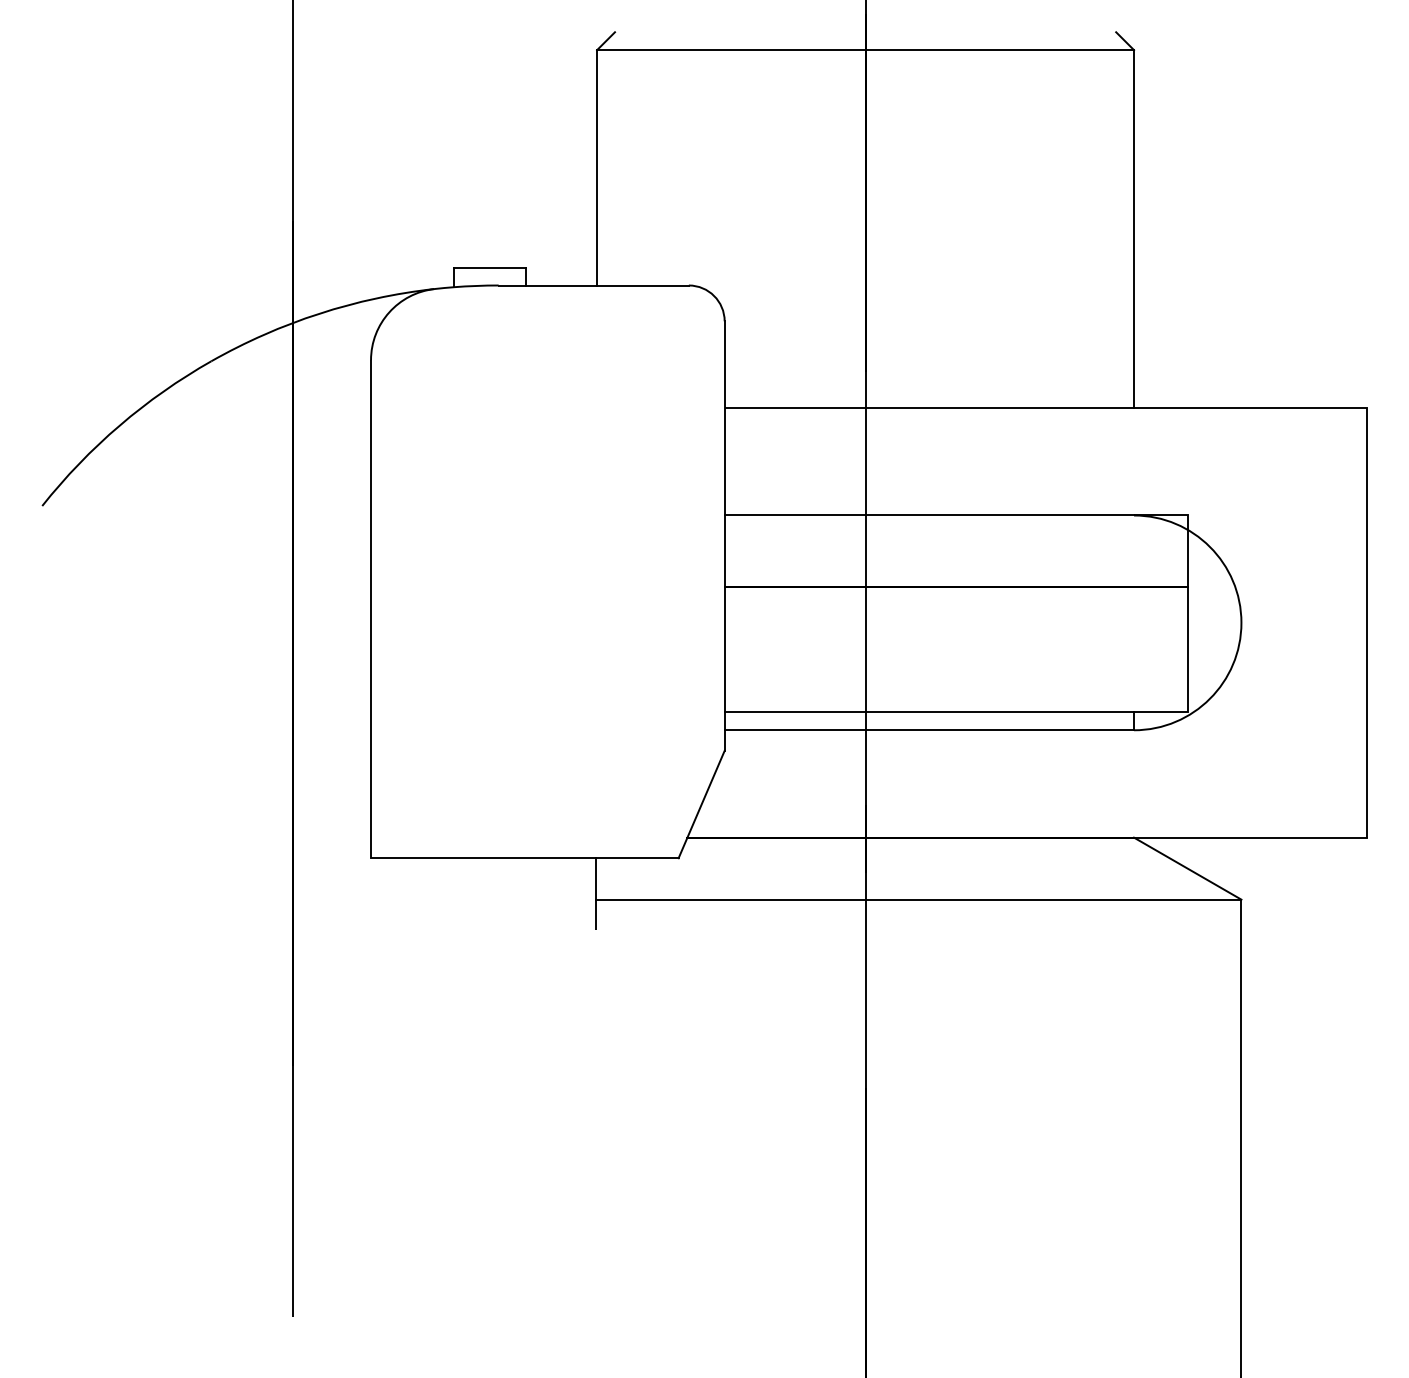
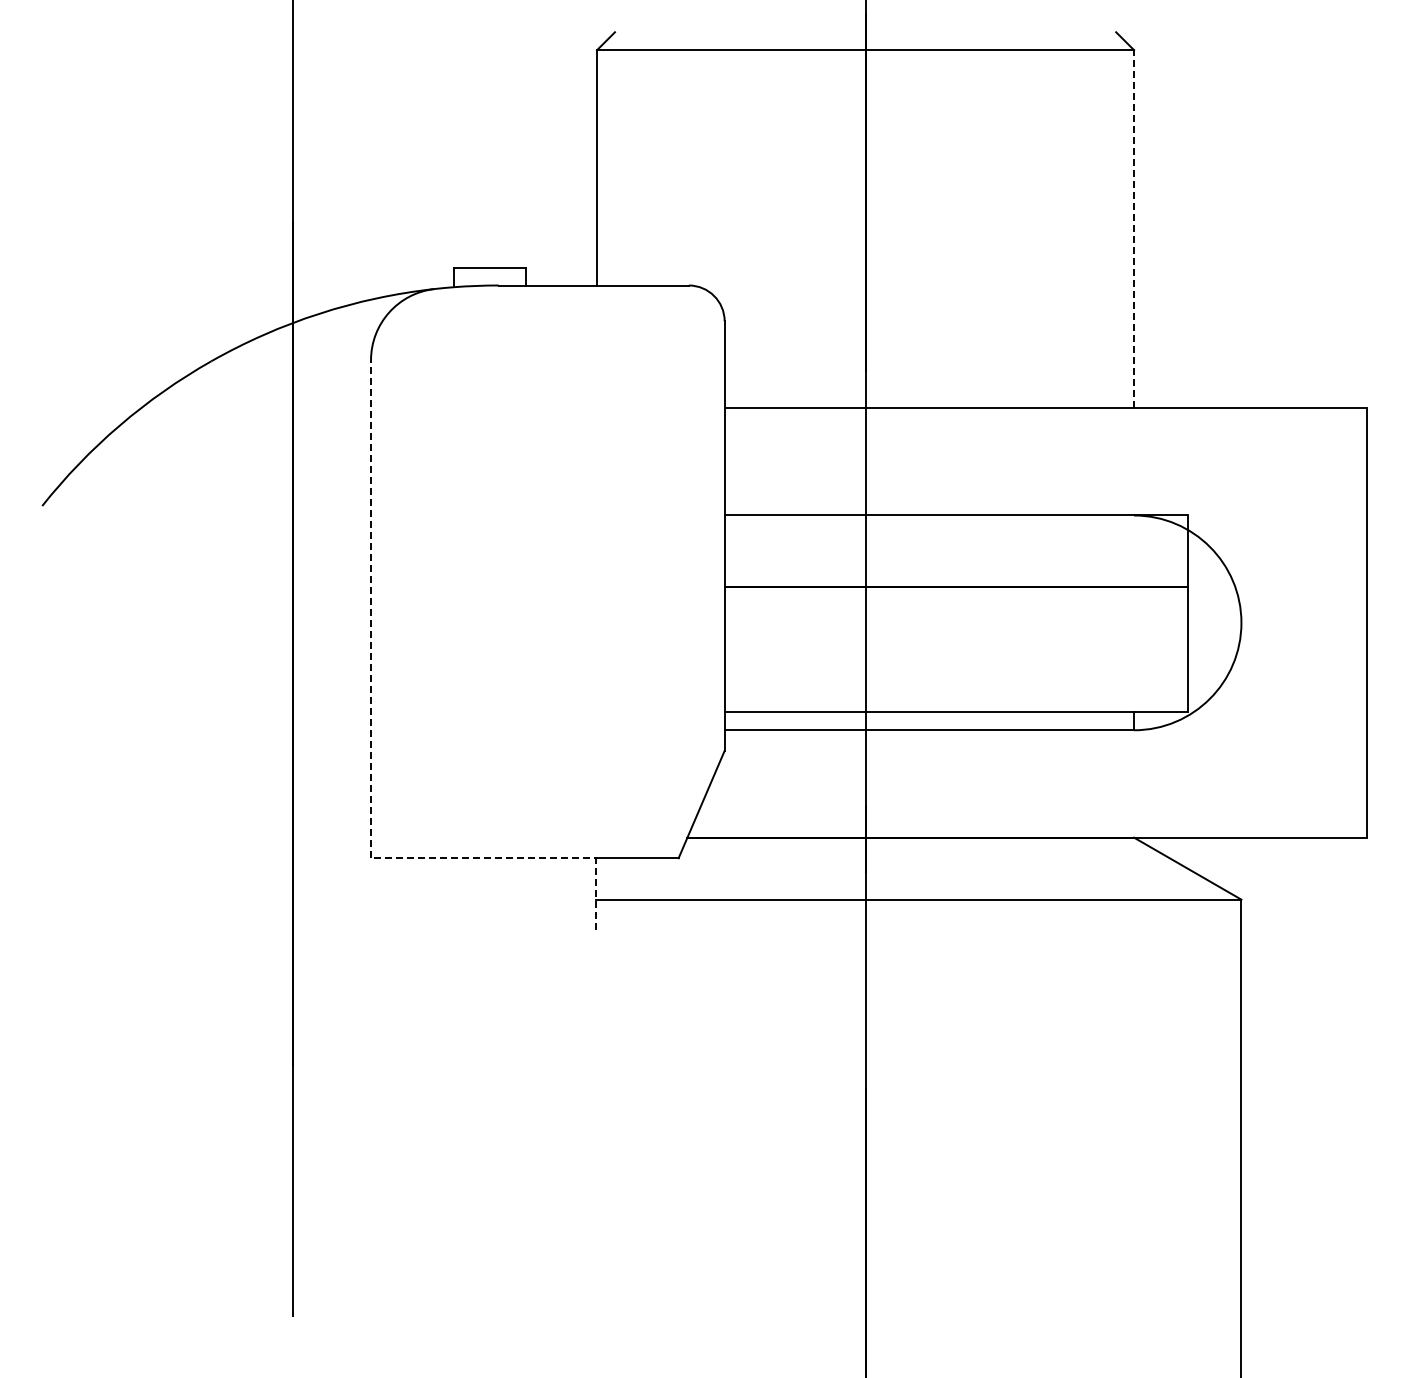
line: solid -> dashed (1134, 229)
line: solid -> dashed (371, 758)
